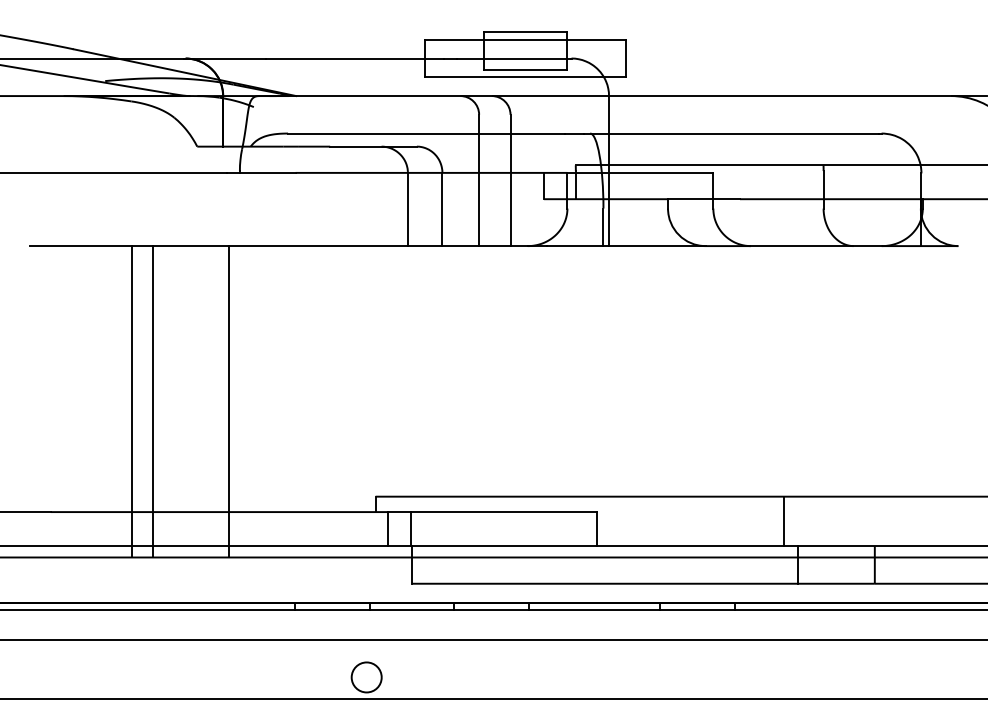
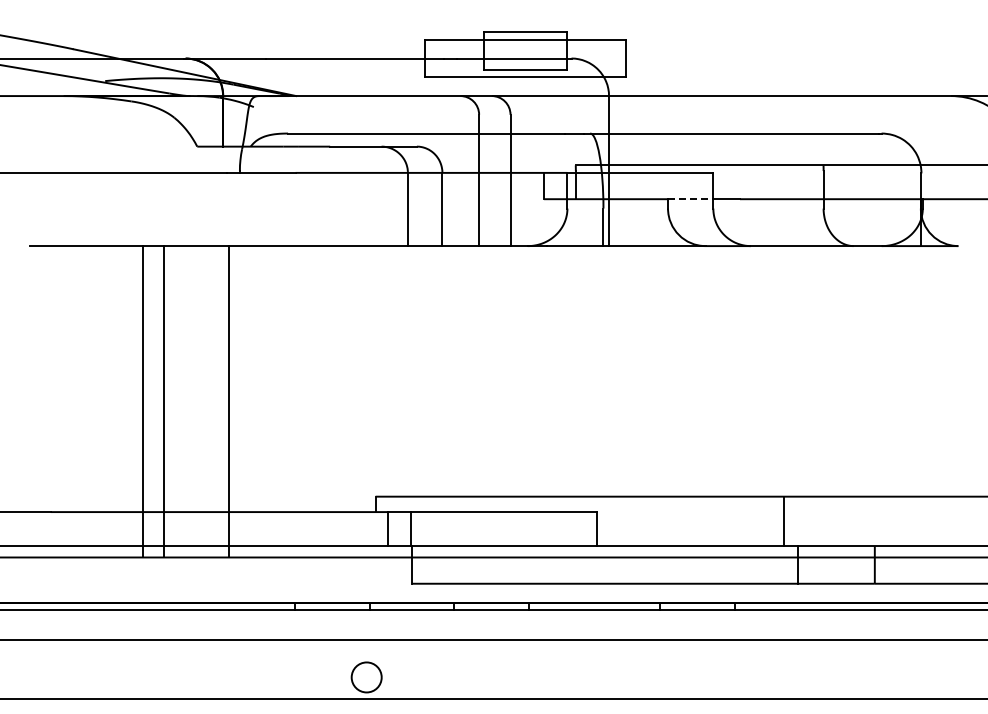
line: solid -> dashed (691, 199)
line position: (132, 401) -> (143, 401) (143, 401)
line position: (152, 401) -> (163, 401) (163, 401)
